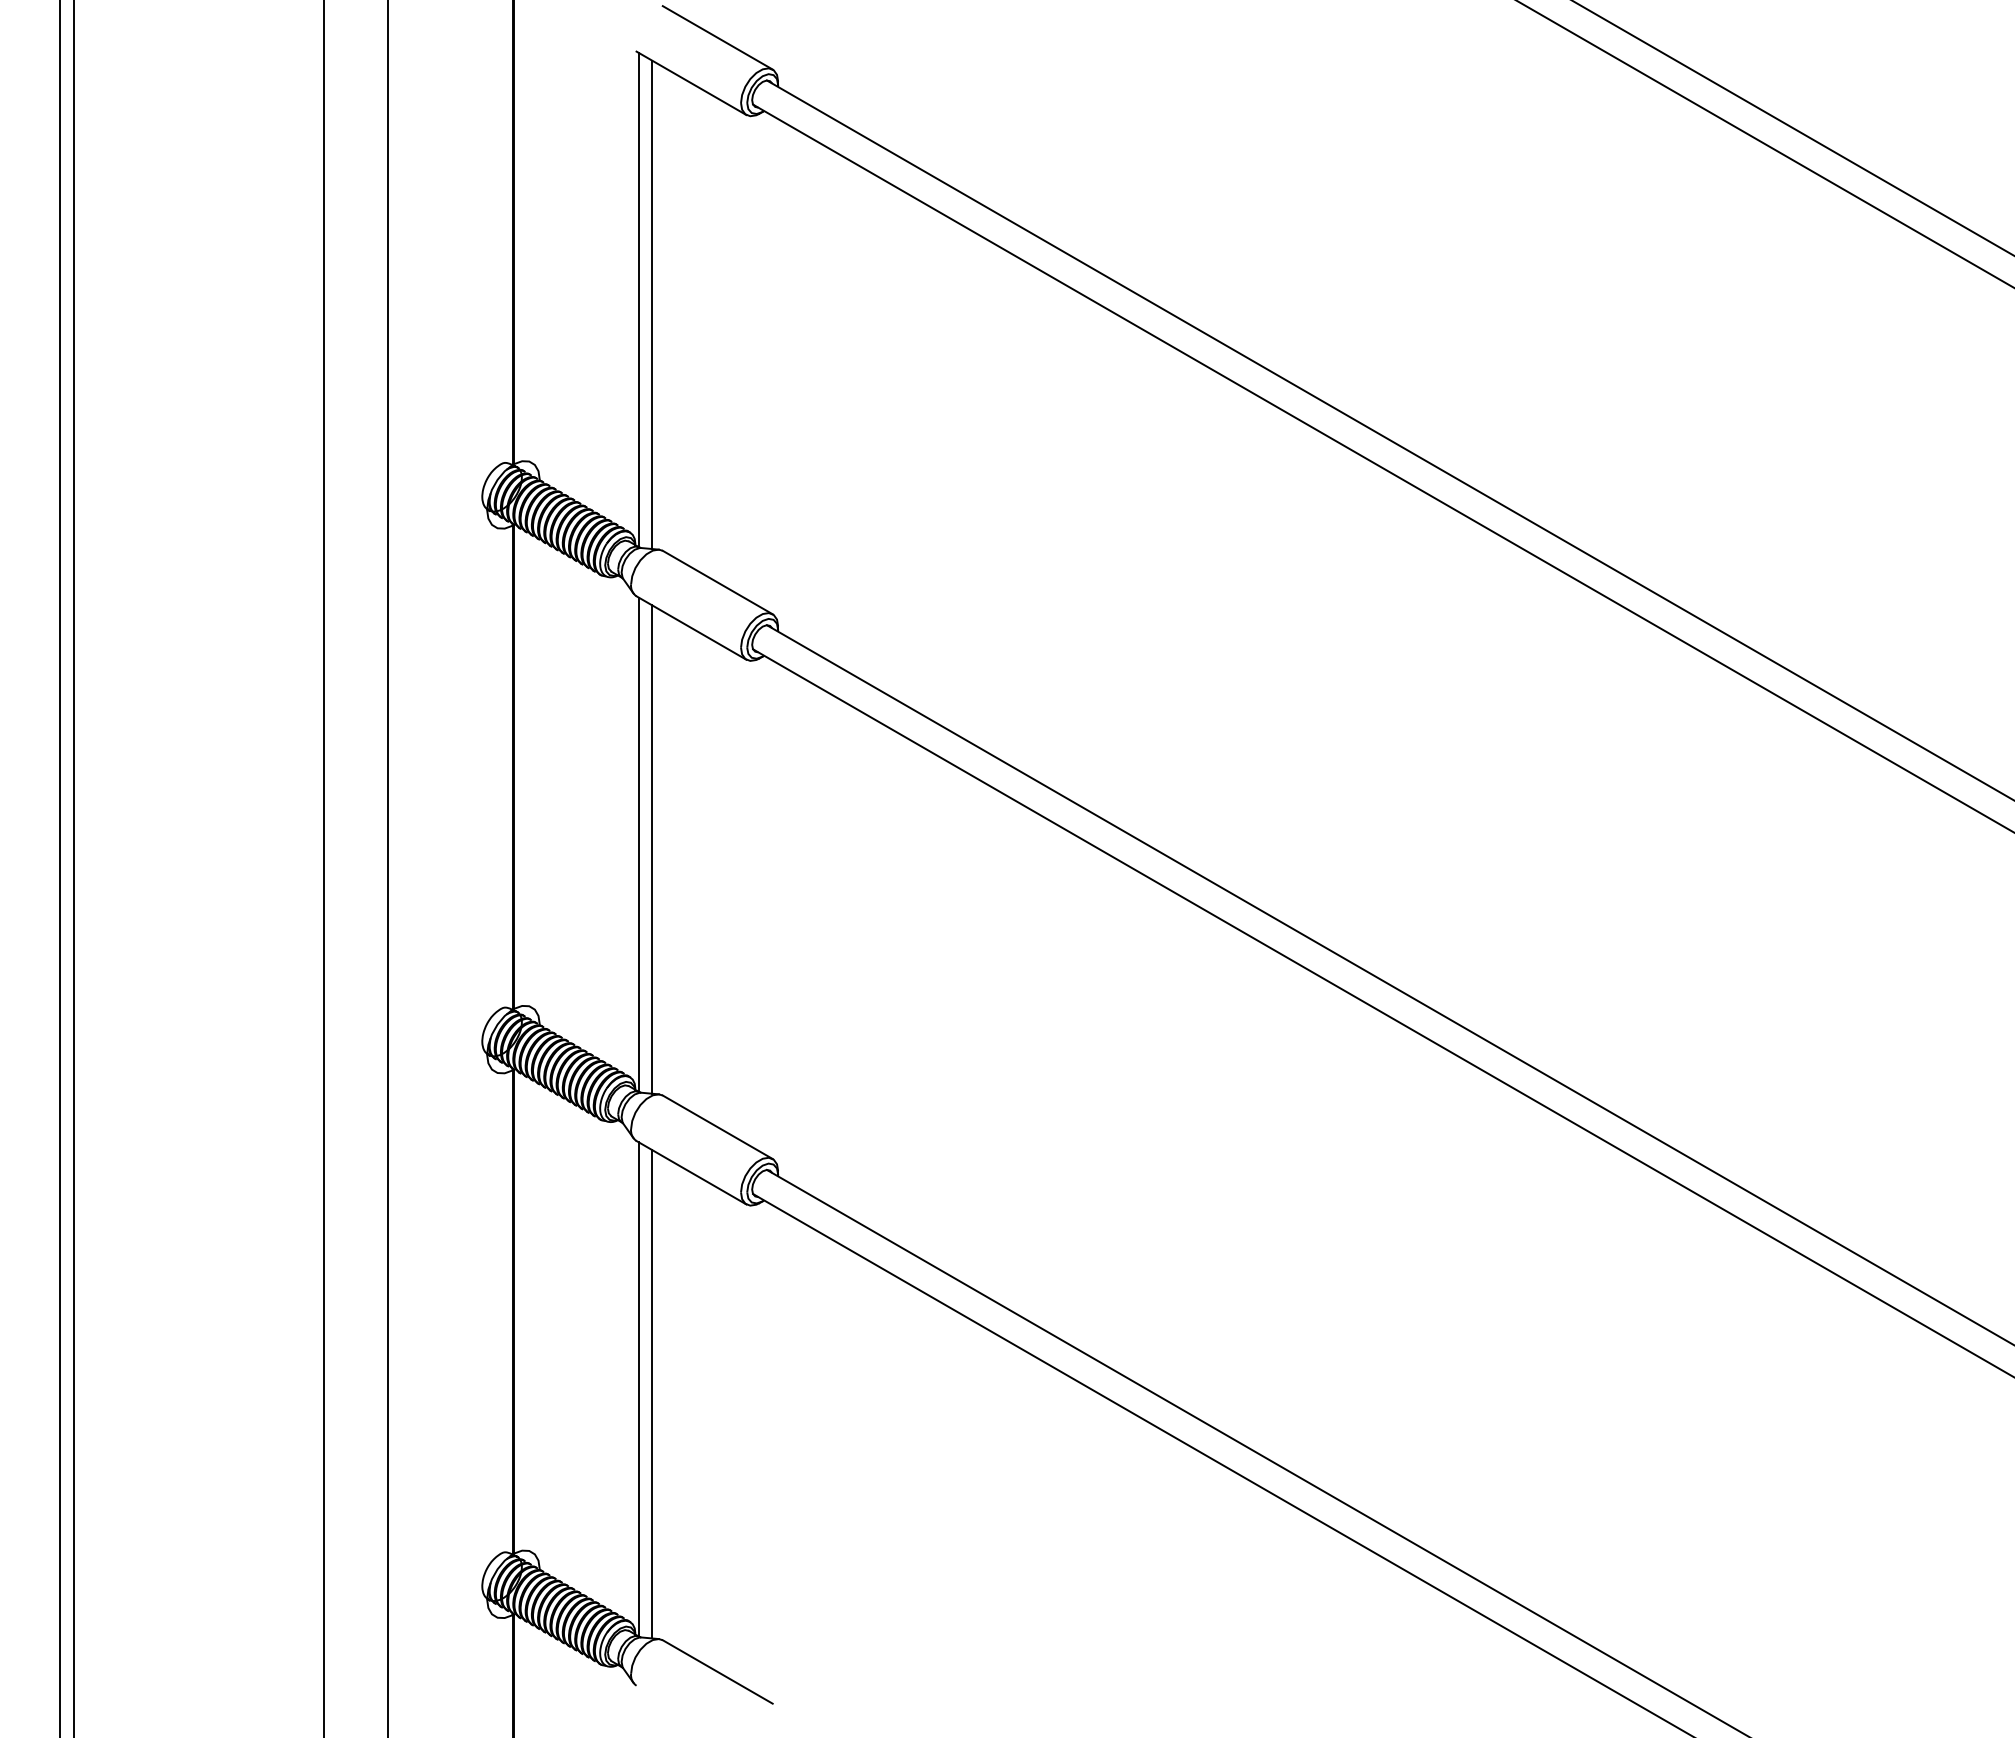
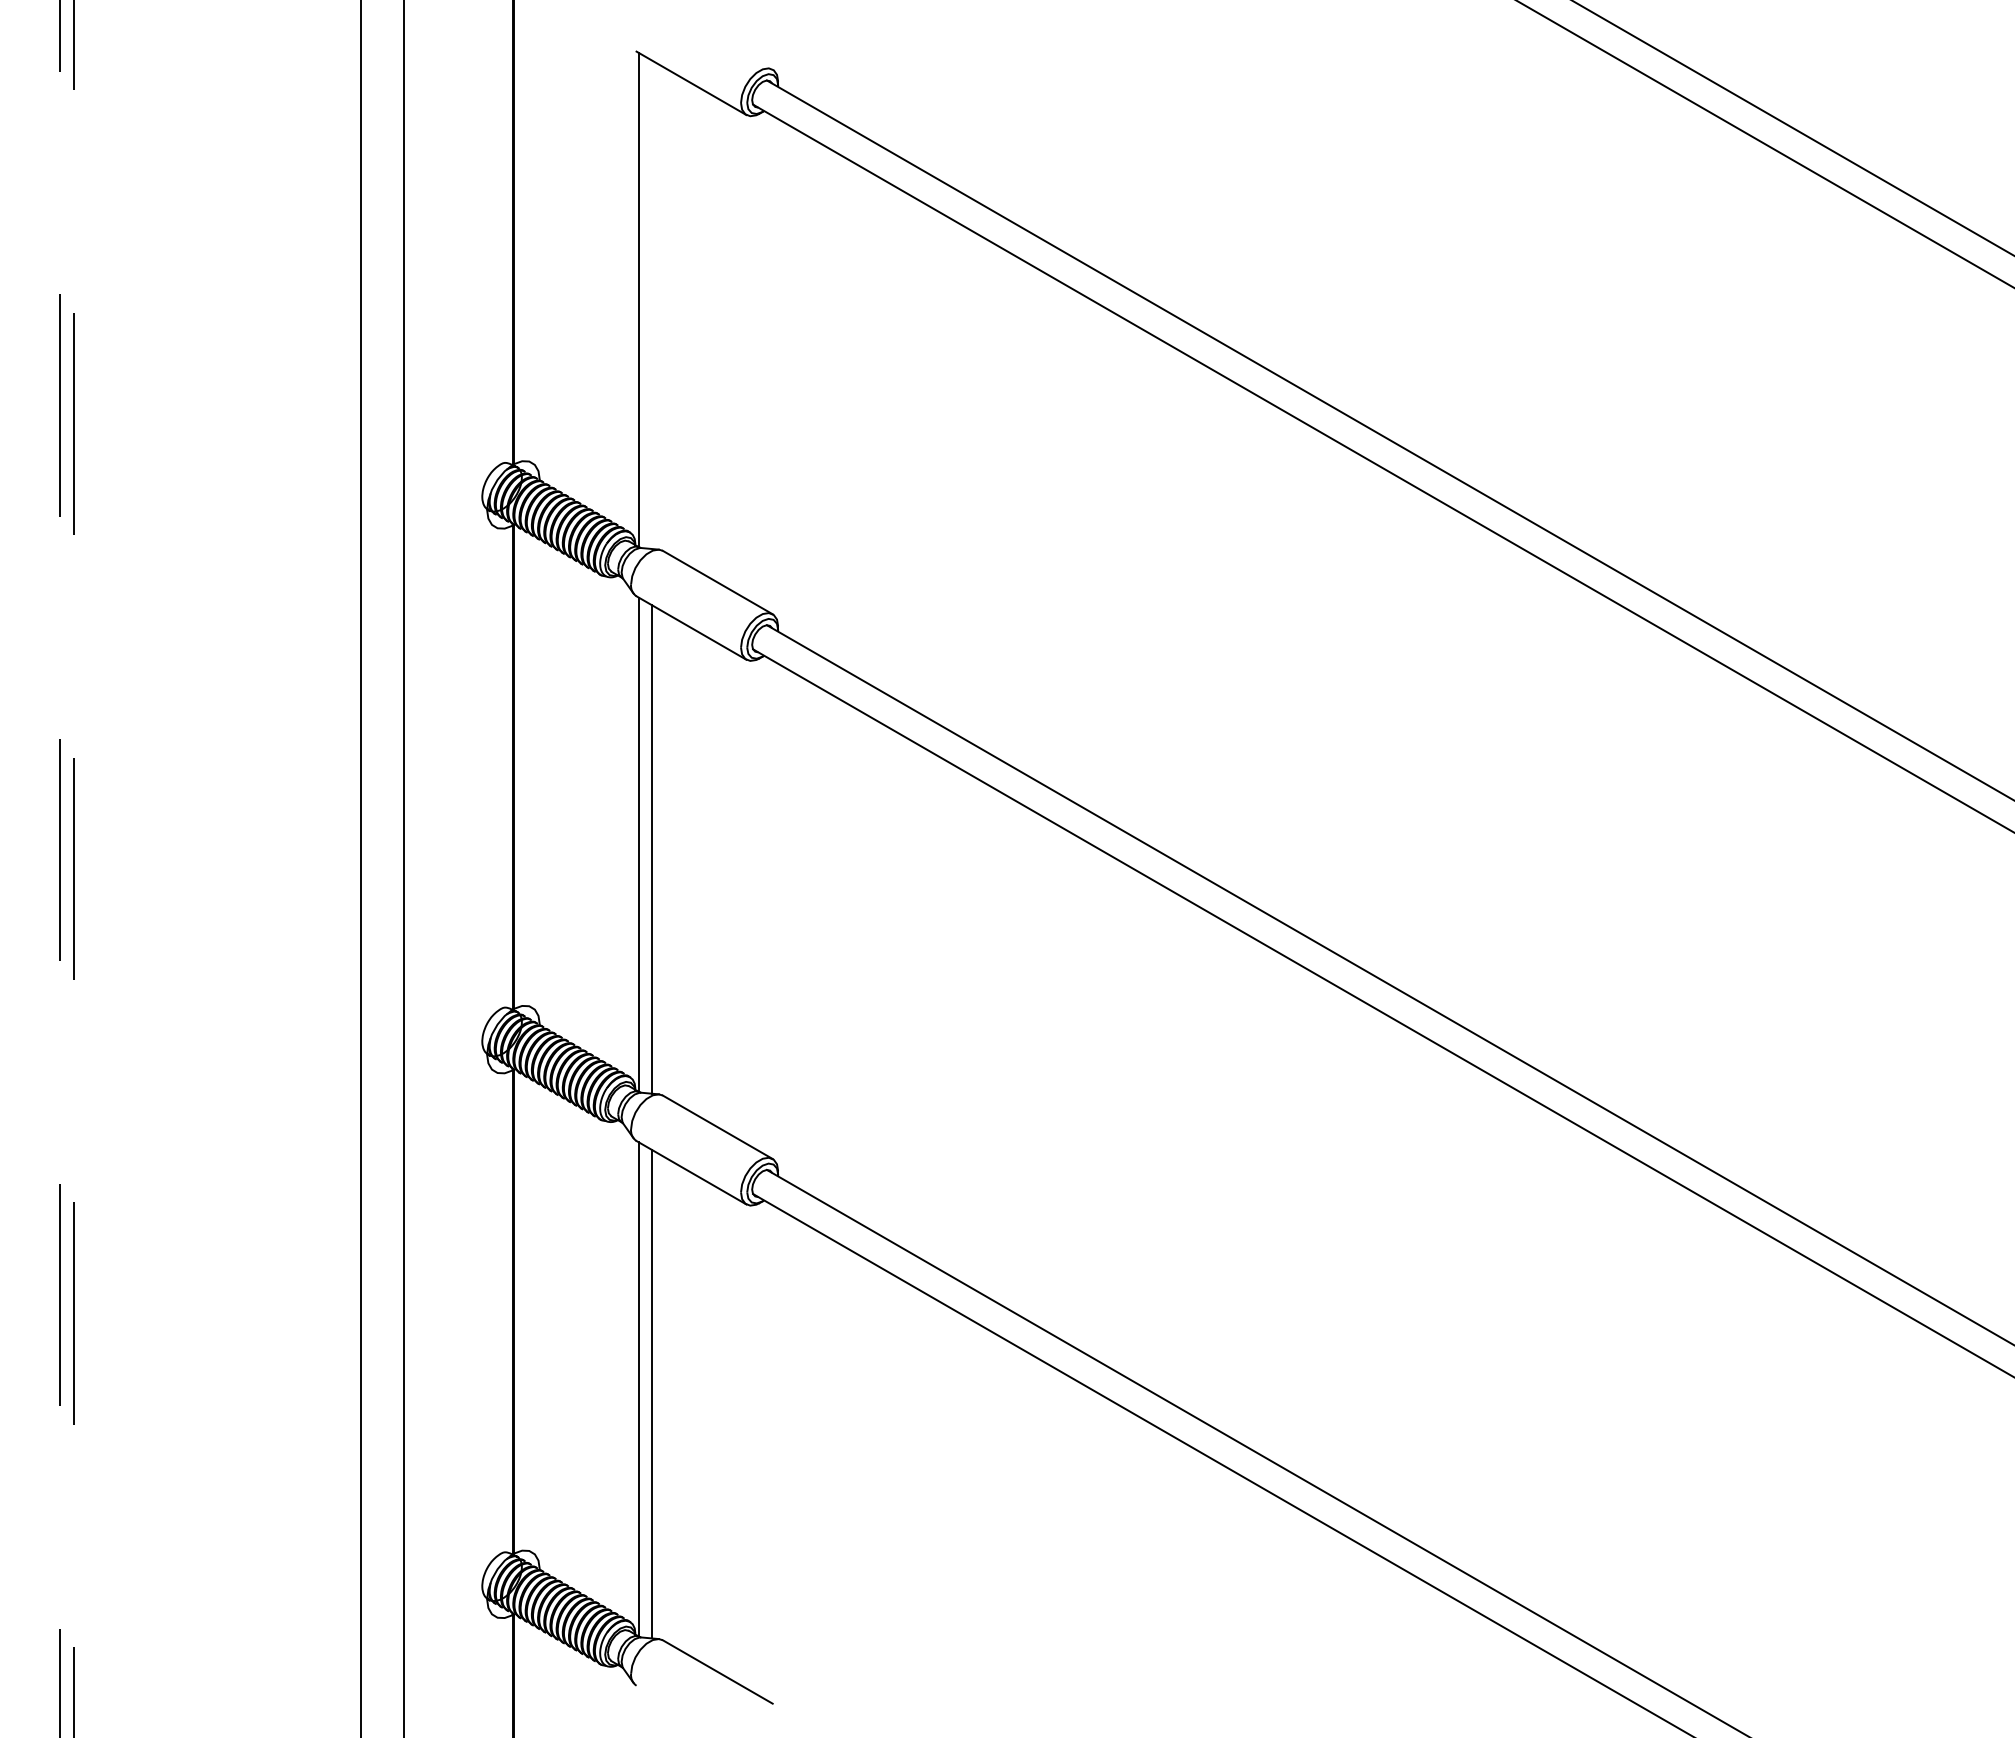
line: present -> none (717, 37)
line: present -> none (651, 304)
line: solid -> dashed (73, 868)
line position: (324, 868) -> (361, 868) (361, 868)
line position: (388, 868) -> (404, 868) (404, 868)
line: solid -> dashed (60, 869)
